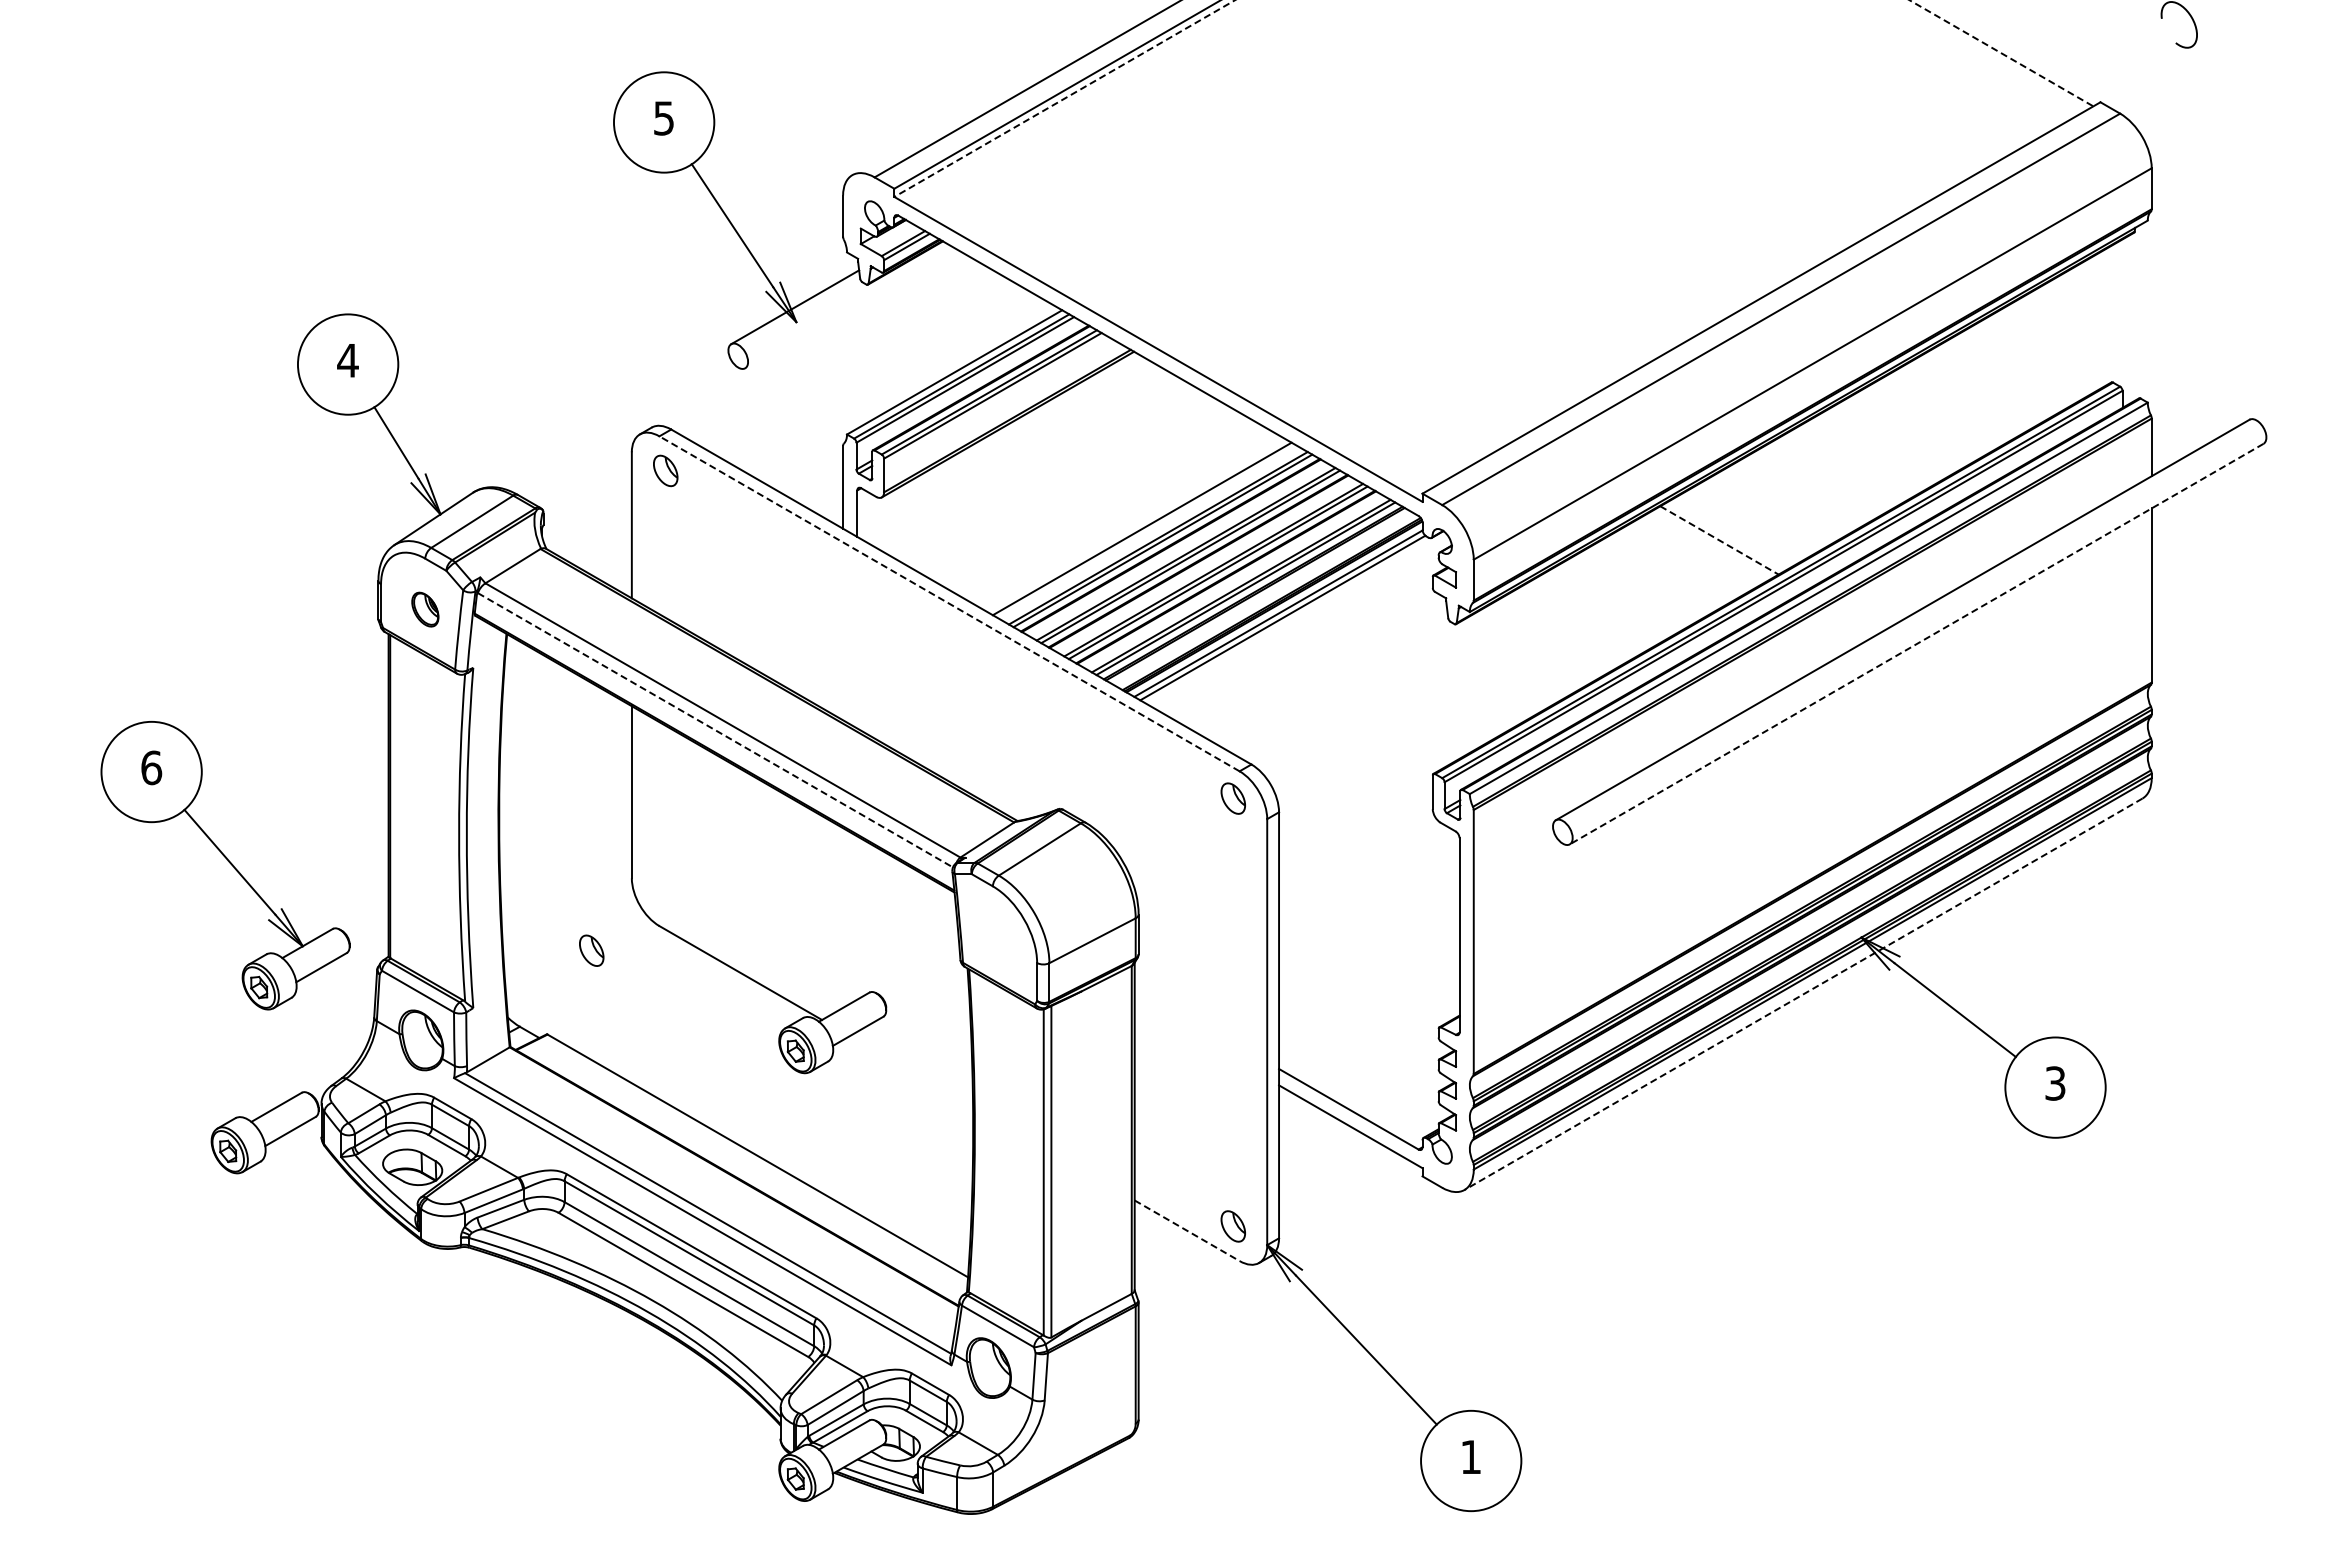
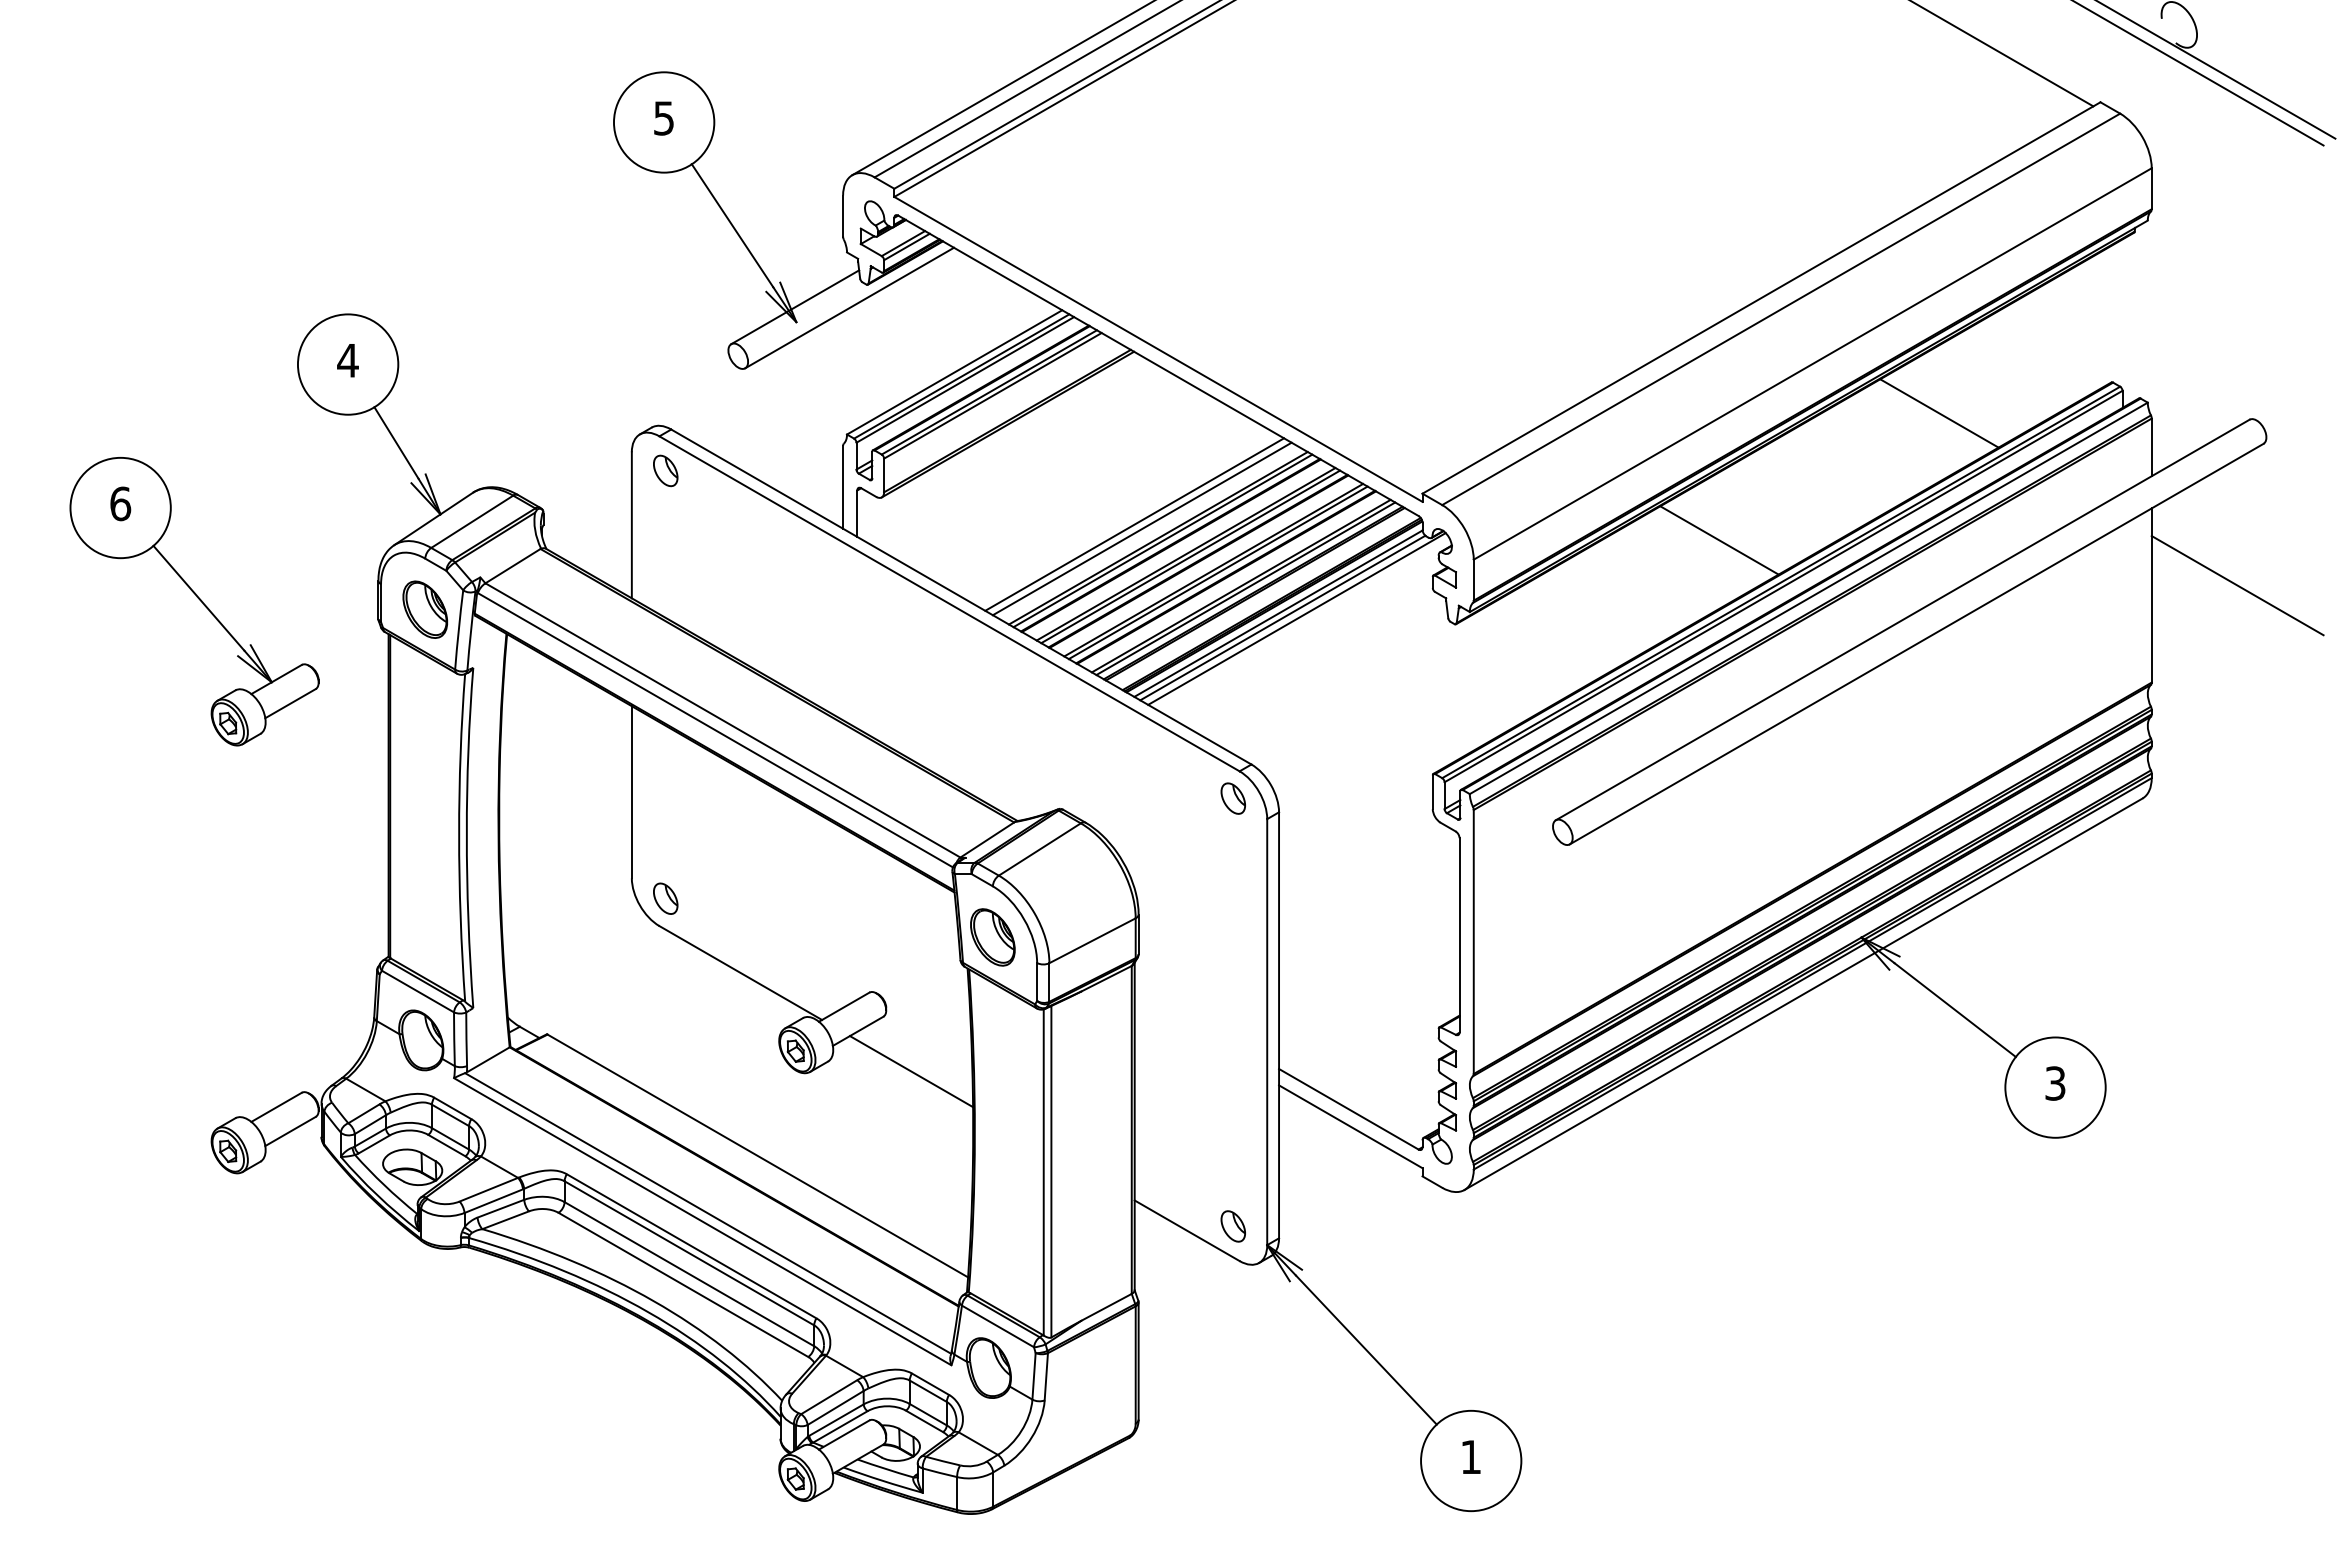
line: dashed -> solid (2001, 53)
line: none -> present (2216, 70)
line: none -> present (2199, 73)
line: none -> present (1001, 88)
line: dashed -> solid (1064, 98)
line: none -> present (849, 307)
line: none -> present (1939, 413)
line: none -> present (1134, 524)
line: dashed -> solid (1719, 540)
line: none -> present (2237, 585)
line: dashed -> solid (949, 603)
part size: 29x37 px -> 47x59 px (425, 609)
line: none -> present (1296, 618)
line: dashed -> solid (1916, 644)
line: dashed -> solid (715, 730)
part position: (225, 865) -> (194, 601) (194, 601)
part: none -> present (992, 937)
part position: (591, 950) -> (665, 898) (665, 898)
line: dashed -> solid (1803, 994)
line: none -> present (911, 1071)
line: dashed -> solid (1187, 1230)
